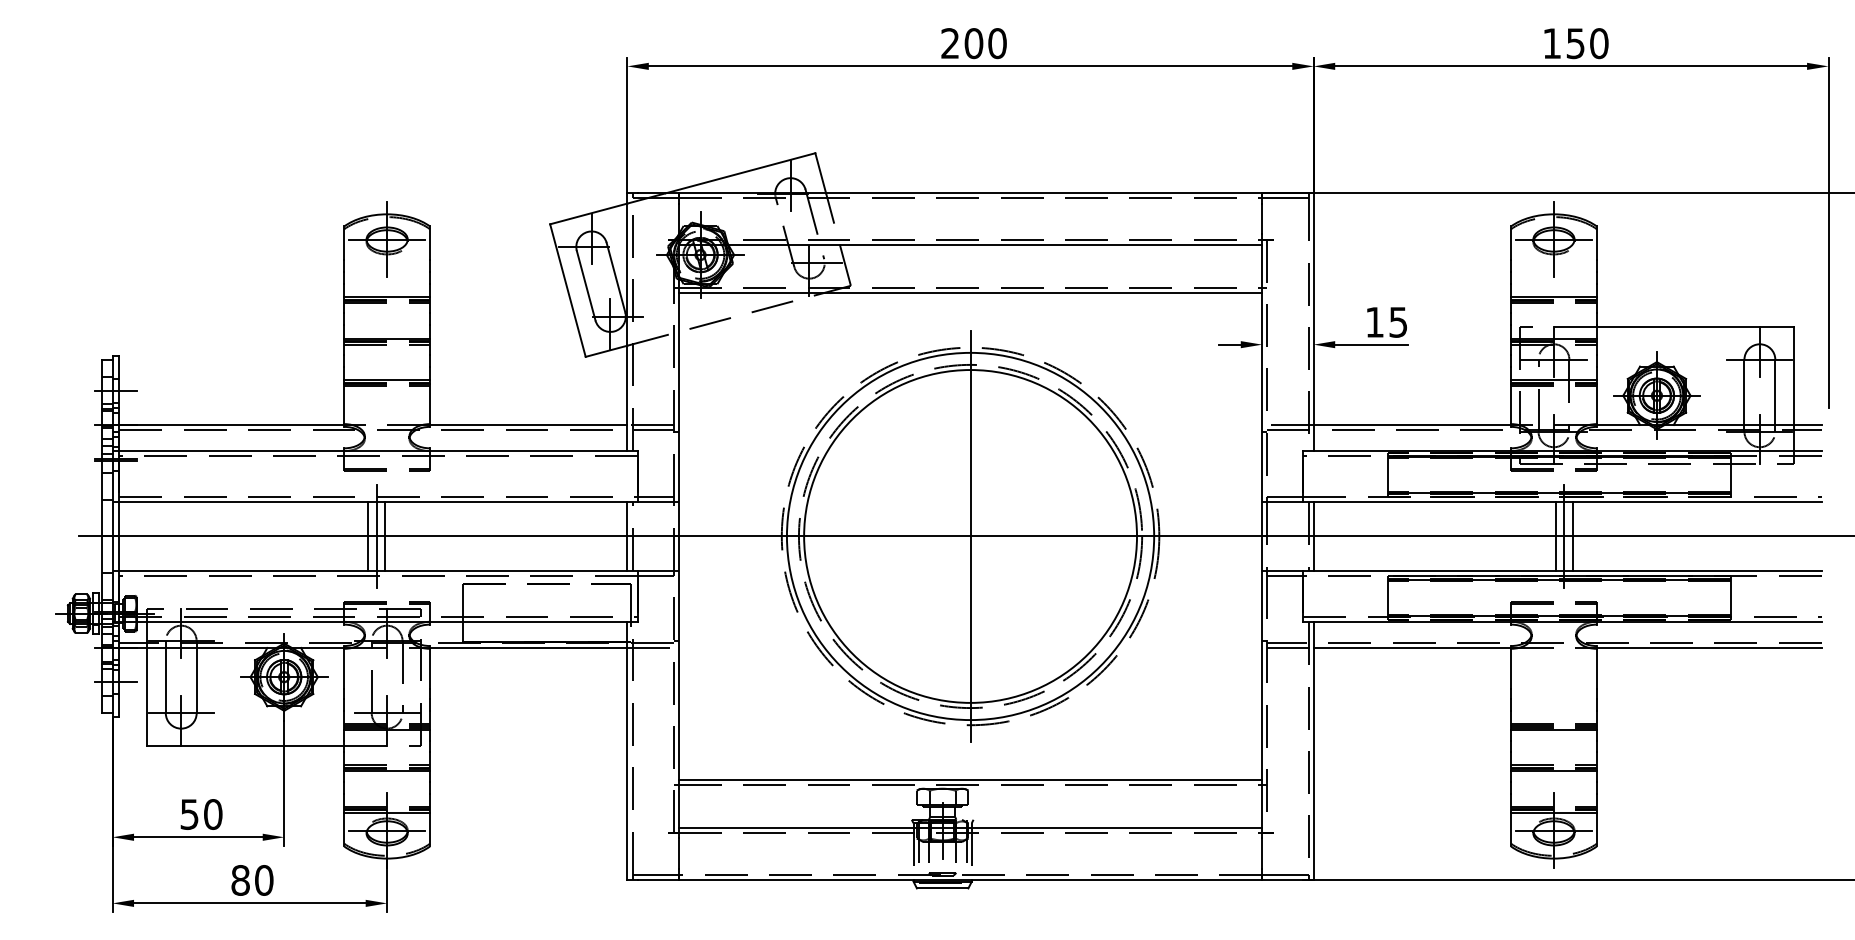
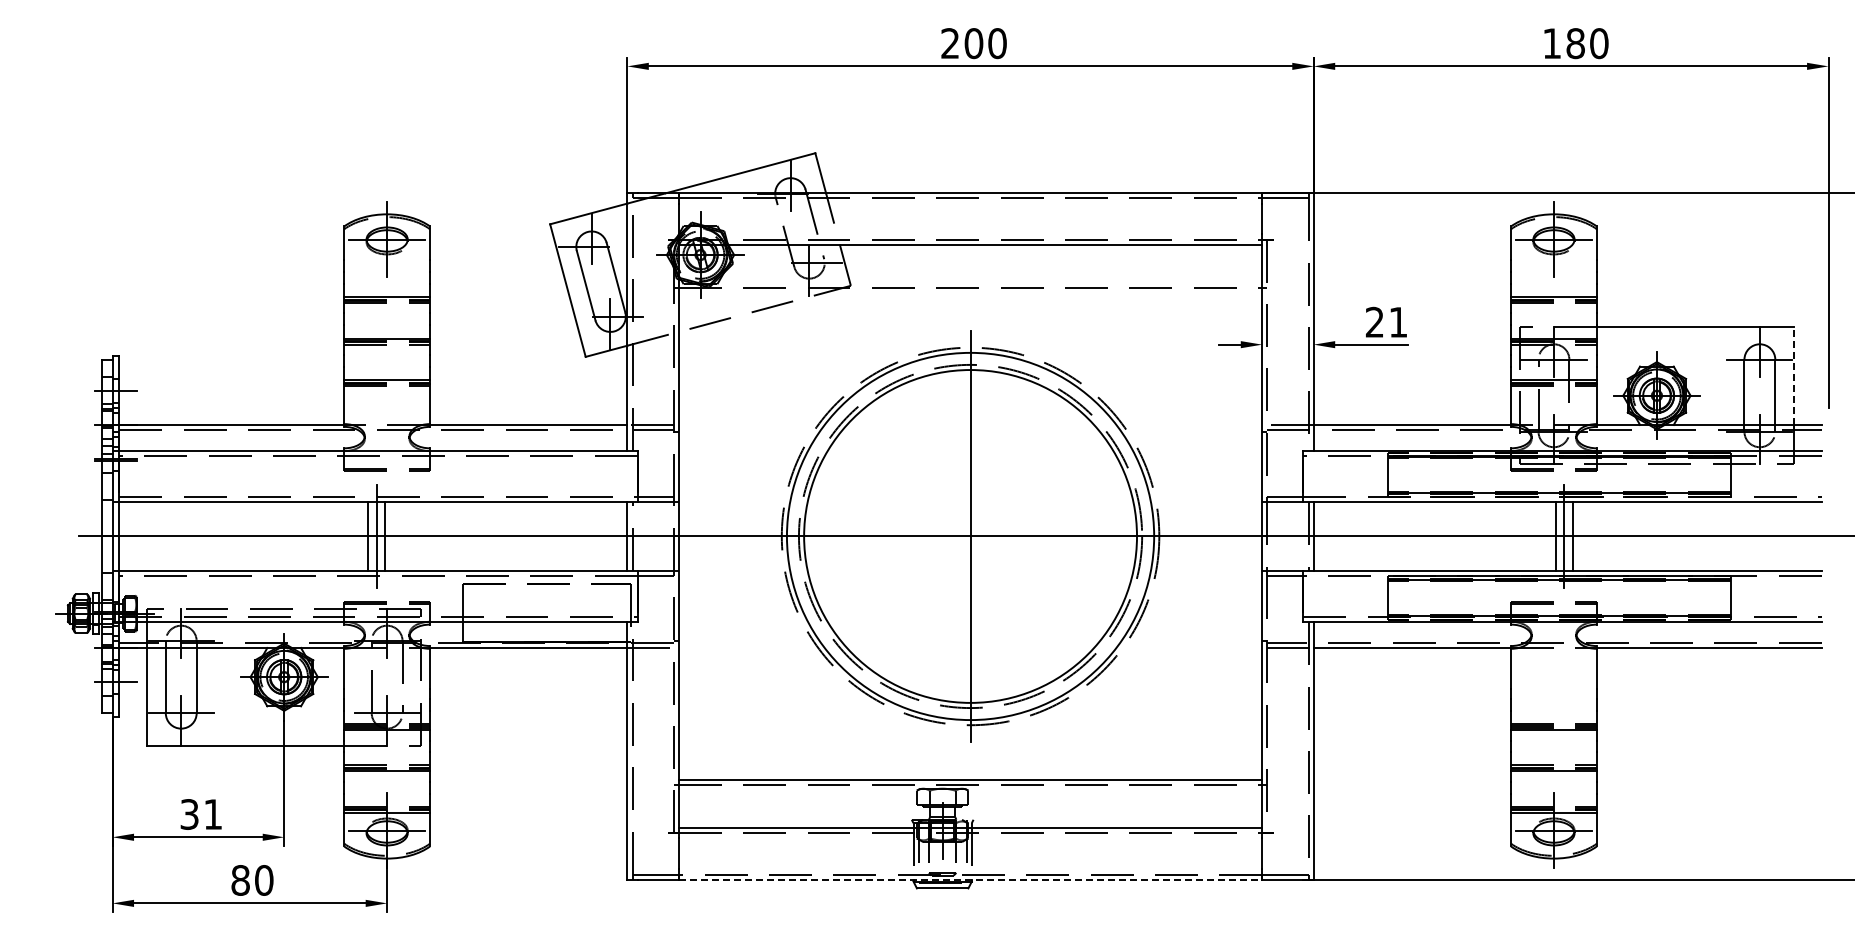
text: 150 -> 180 (1575, 43)
line: present -> none (970, 292)
text: 15 -> 21 (1386, 321)
line: solid -> dashed (1794, 376)
text: 50 -> 31 (201, 814)
line: solid -> dashed (970, 879)
